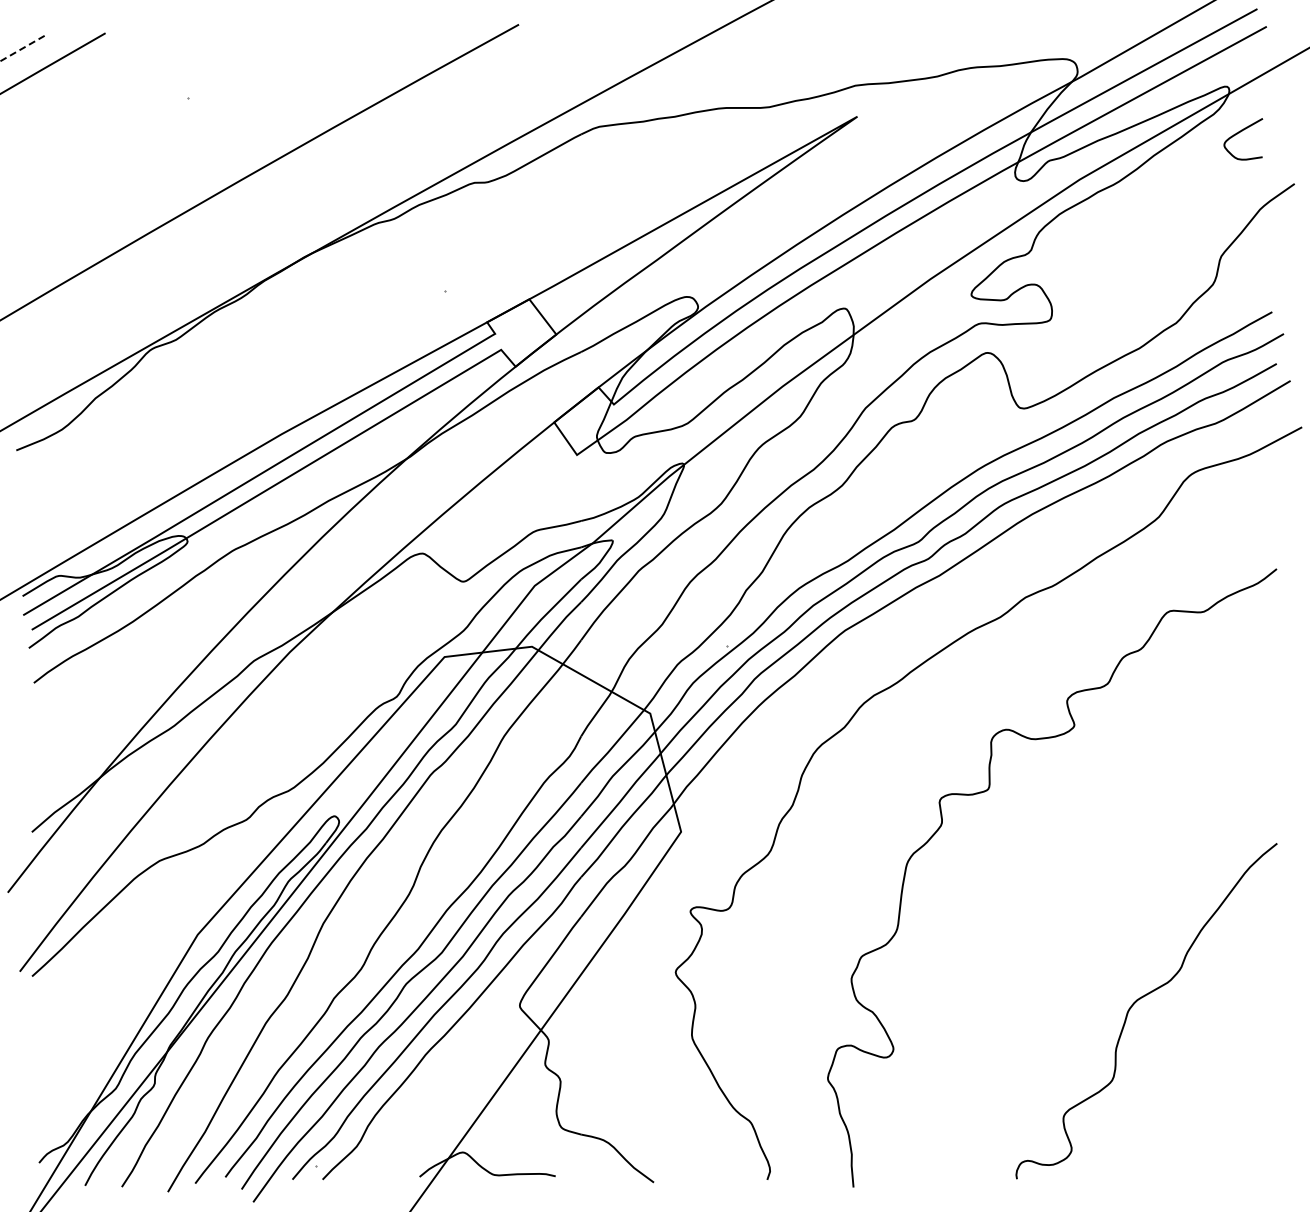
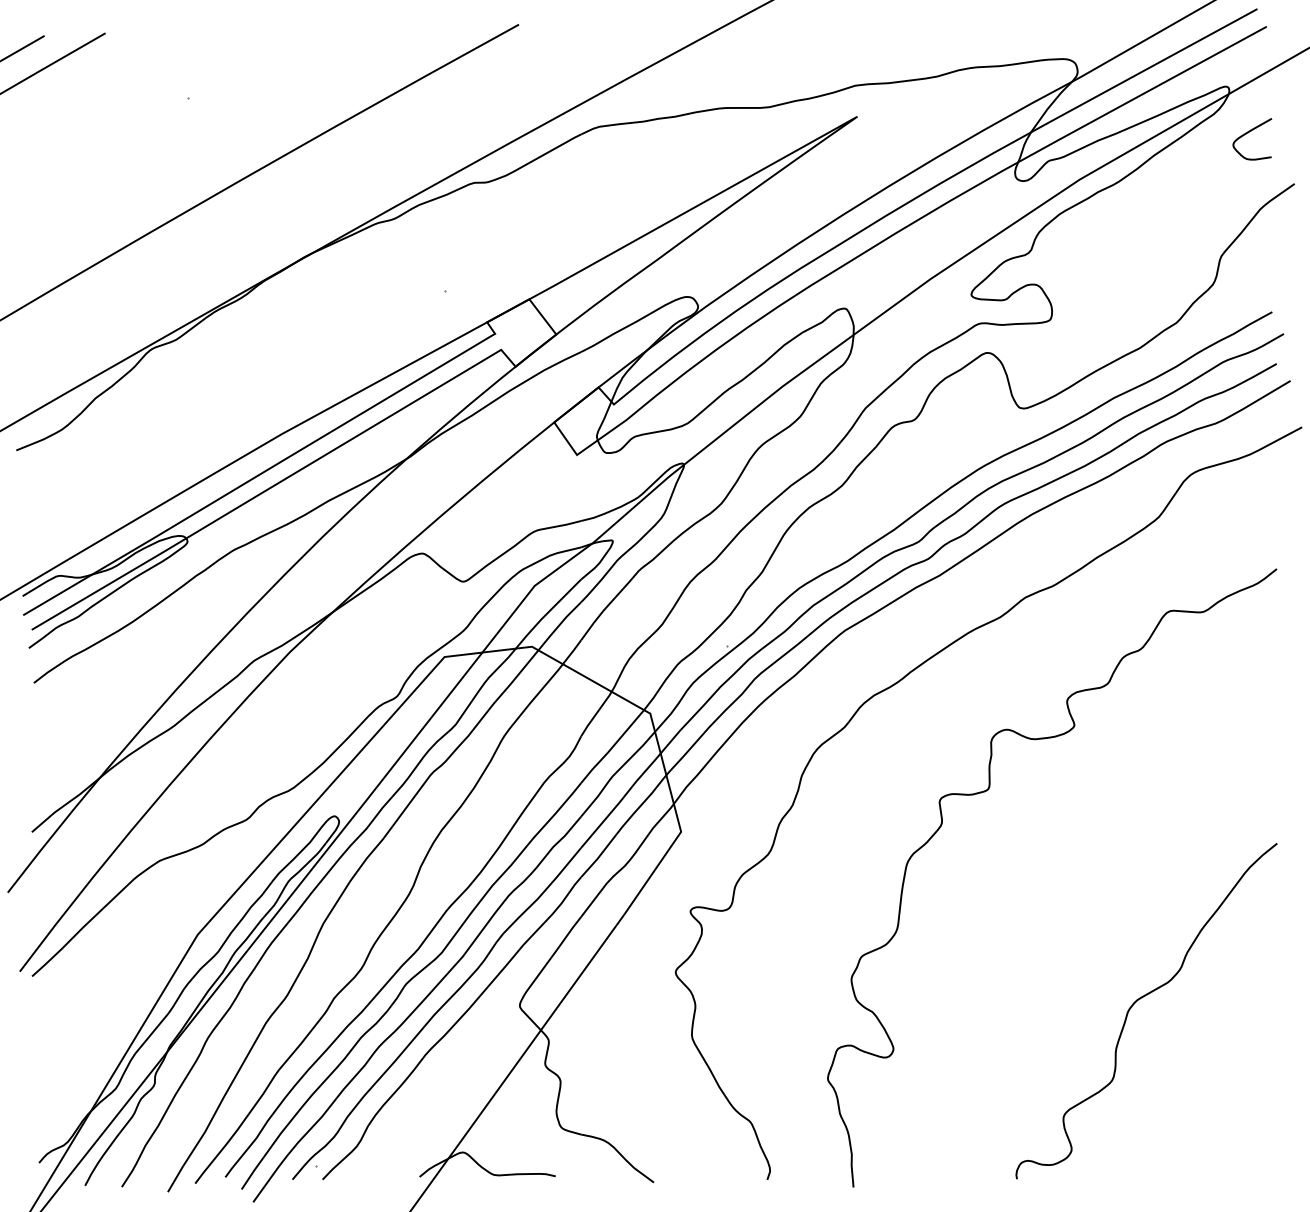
line: dashed -> solid (22, 48)
curve position: (1239, 133) -> (1248, 133) (1248, 133)
